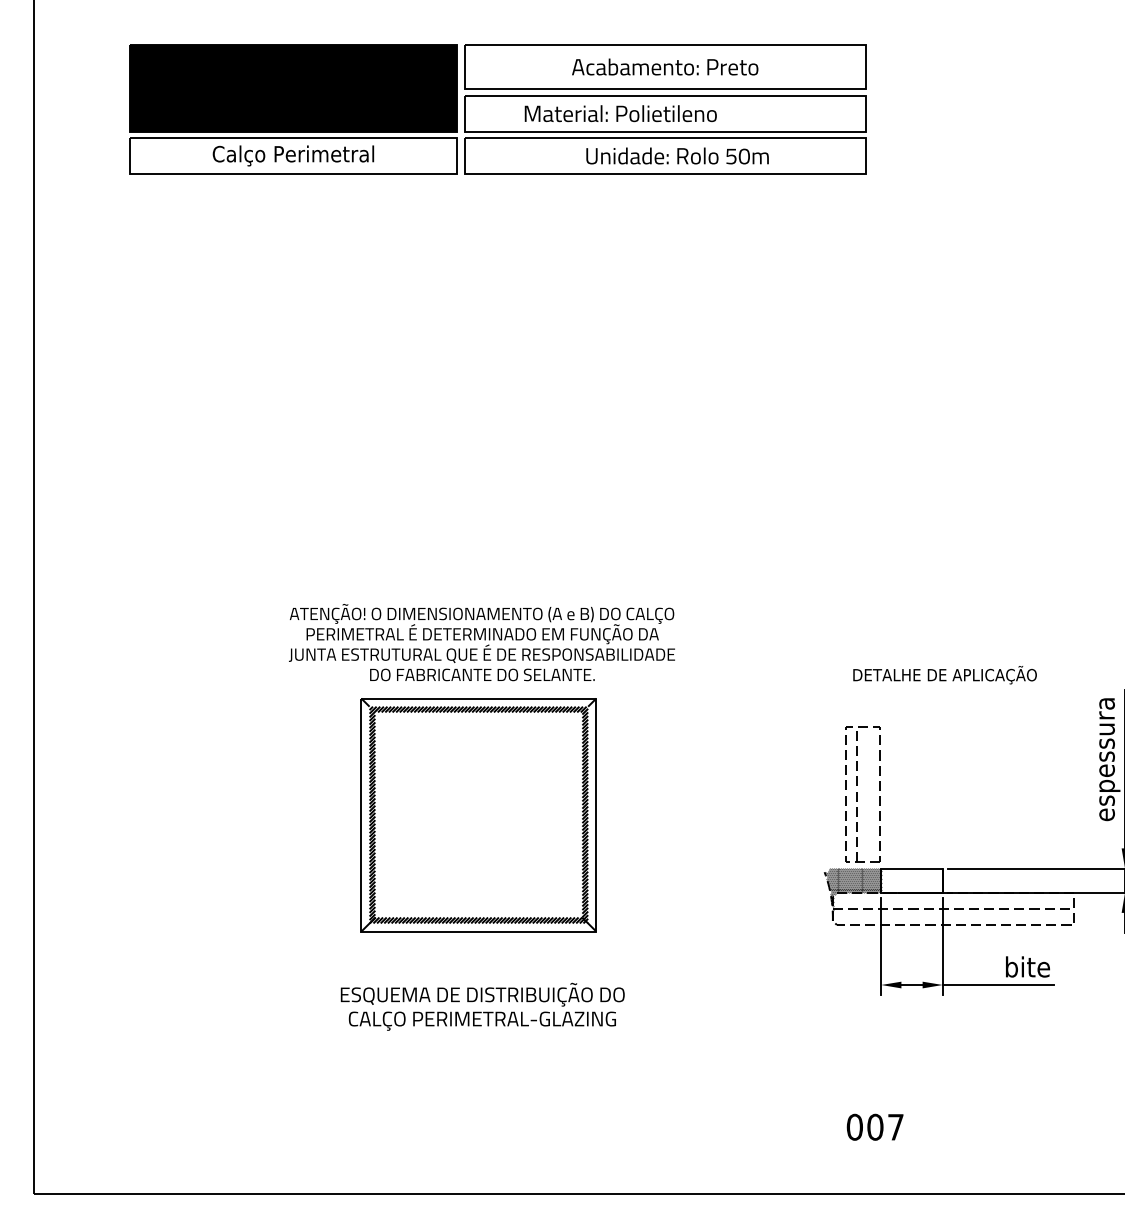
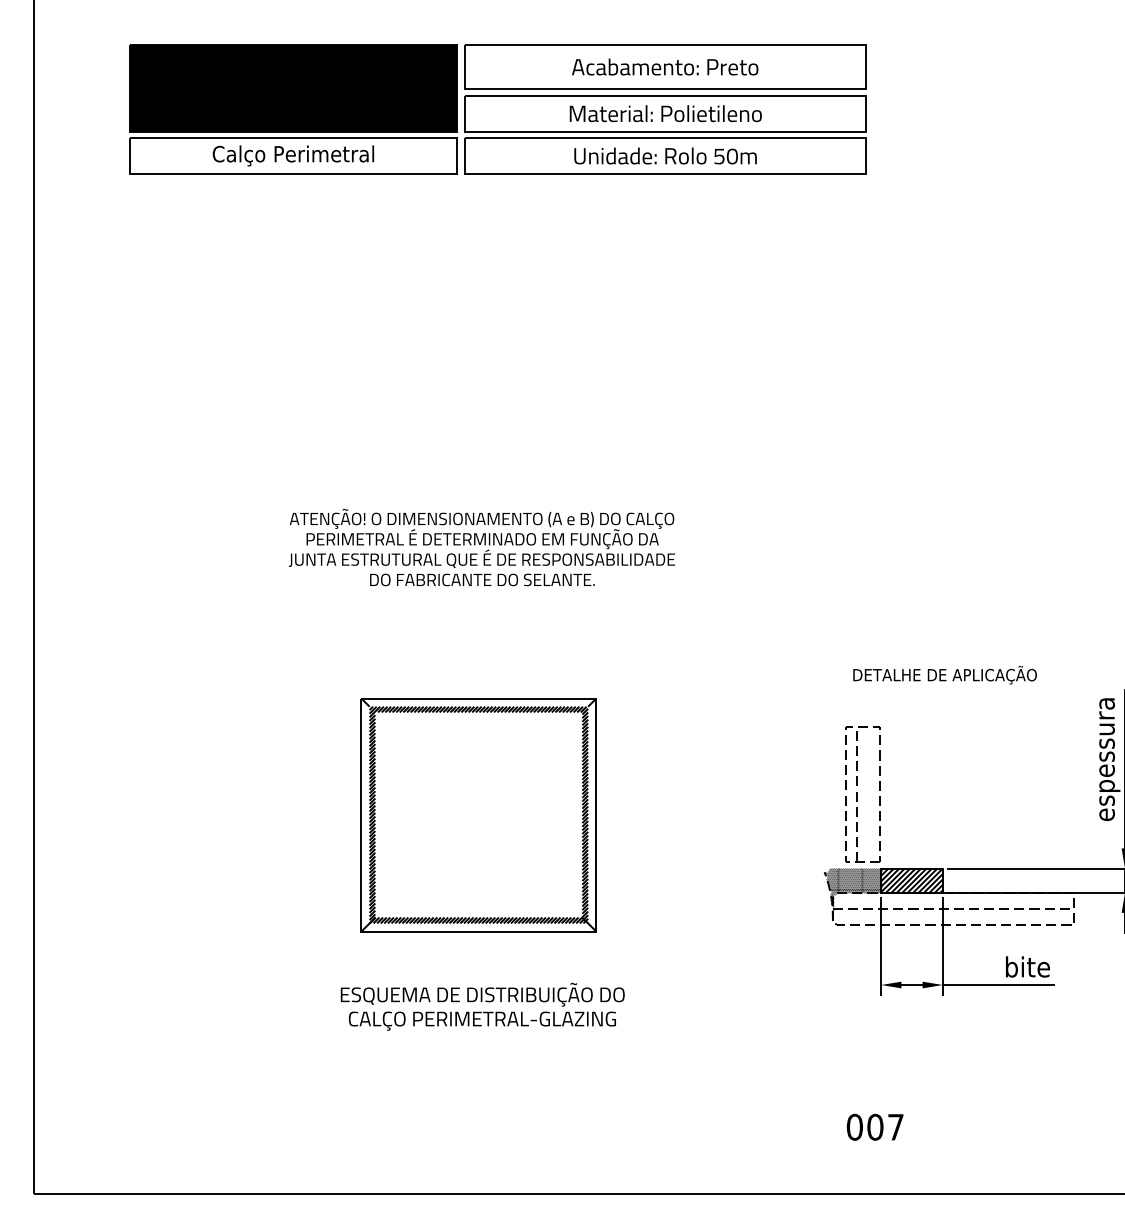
text position: (620, 113) -> (665, 113) (665, 113)
text position: (677, 155) -> (665, 155) (665, 155)
text position: (481, 642) -> (481, 547) (481, 547)
hatch: none -> present (911, 880)
